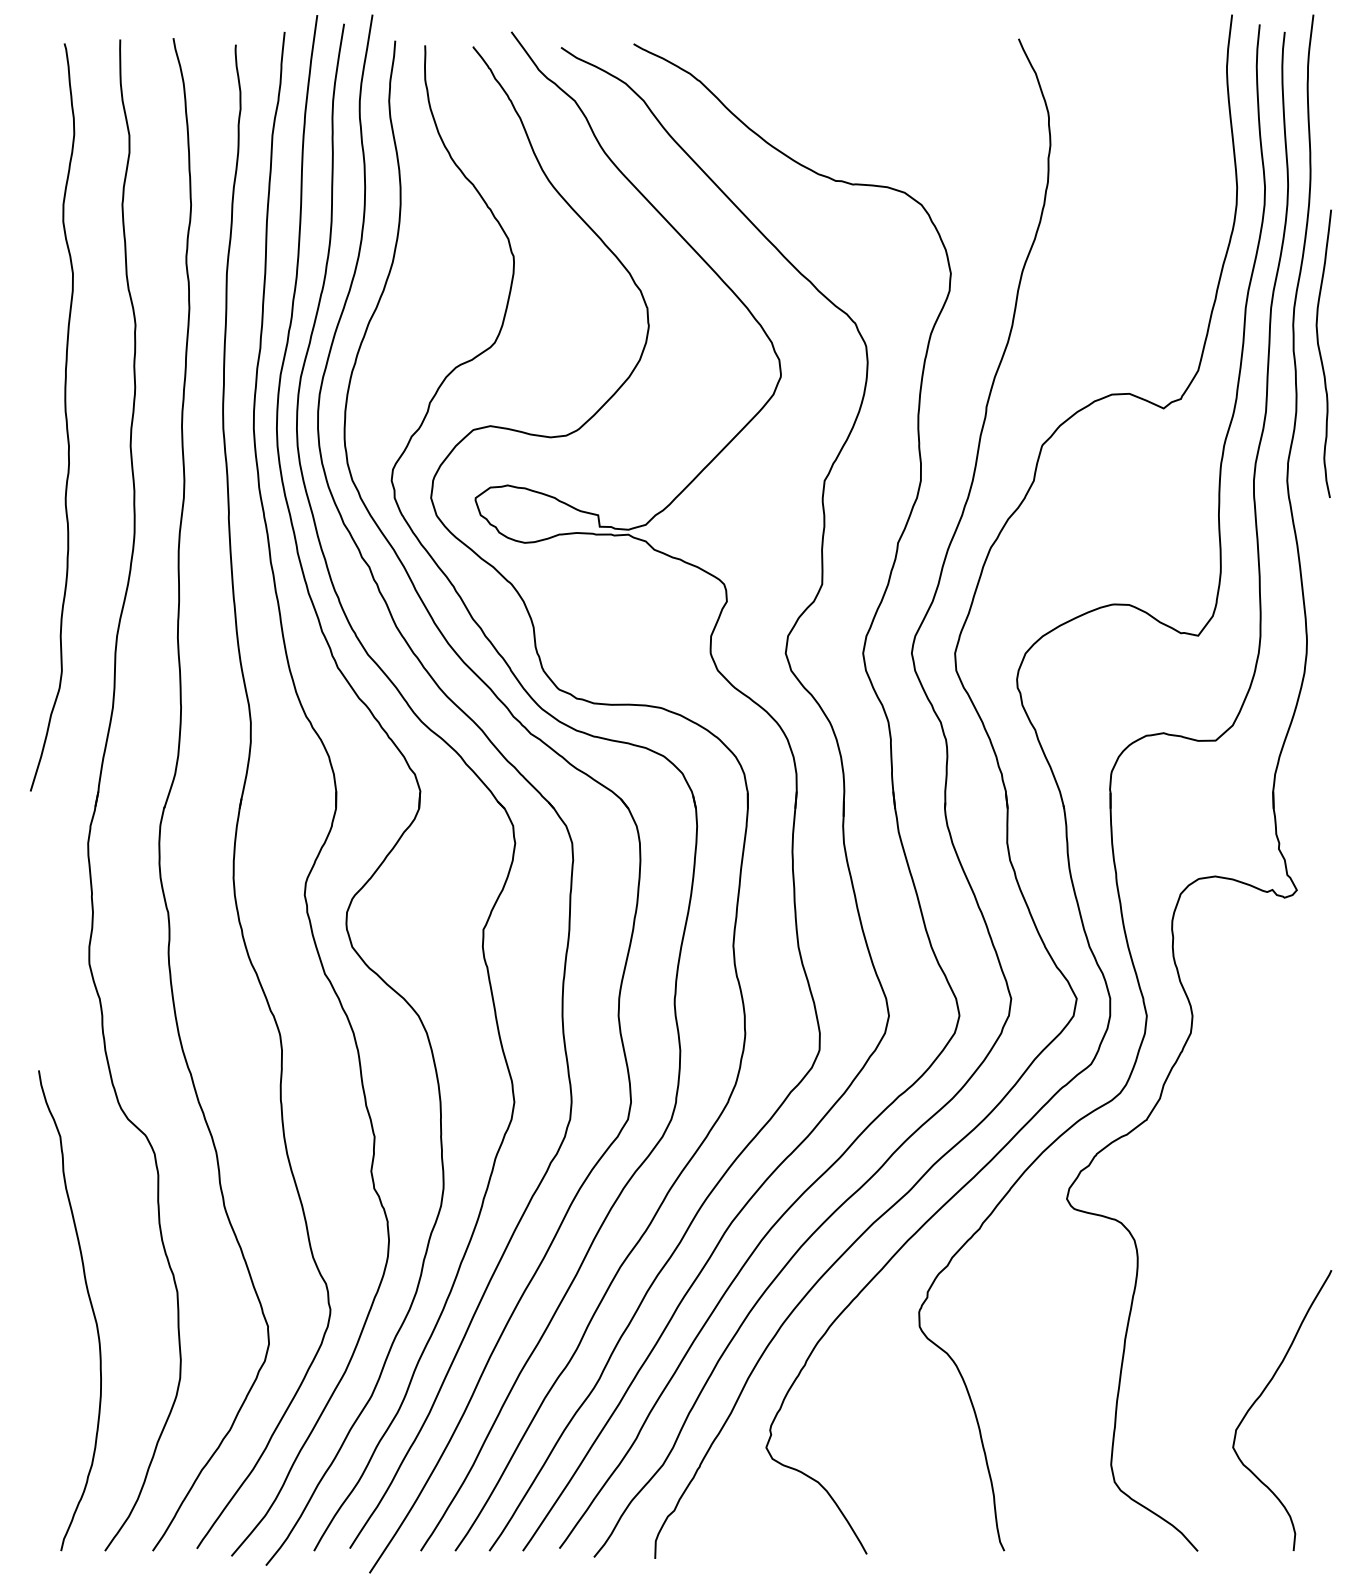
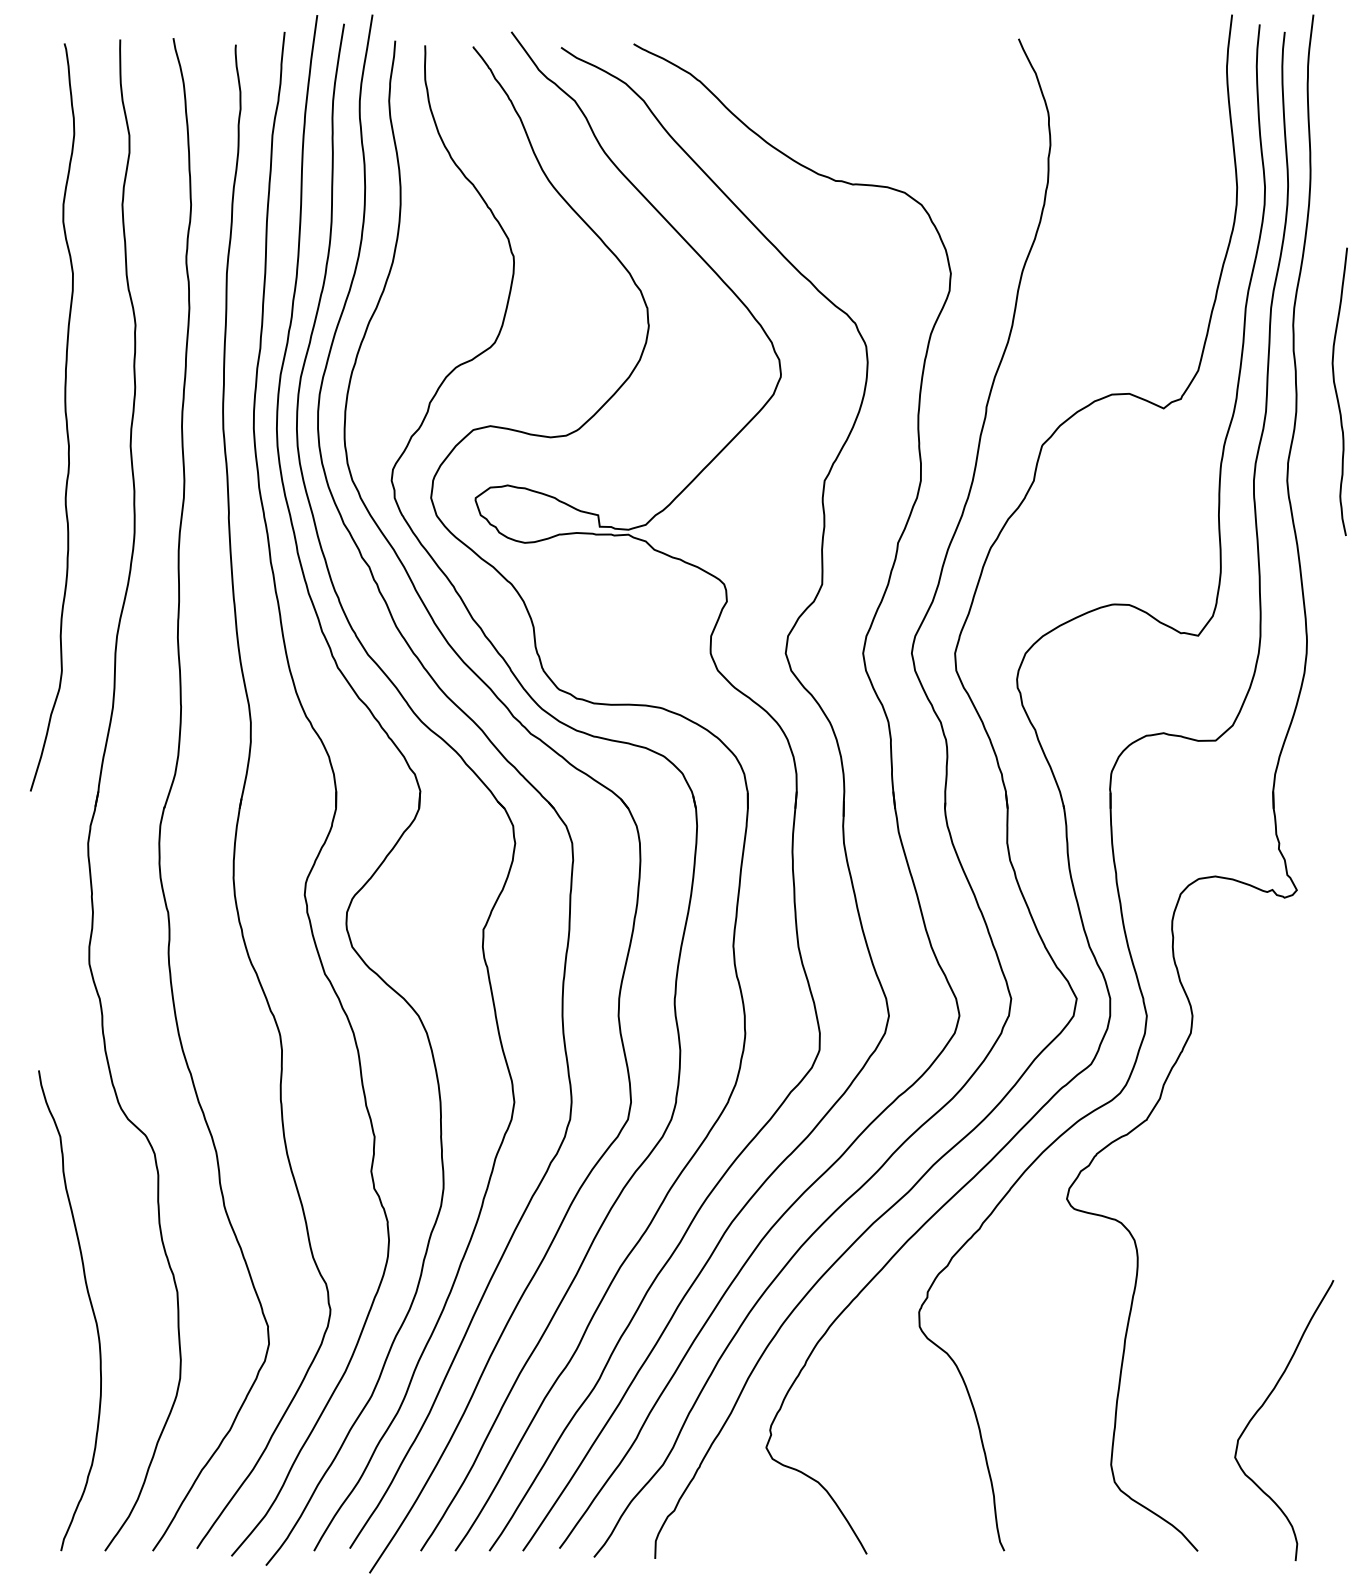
curve position: (1321, 354) -> (1337, 392) (1337, 392)
curve position: (1262, 1394) -> (1264, 1404) (1264, 1404)
